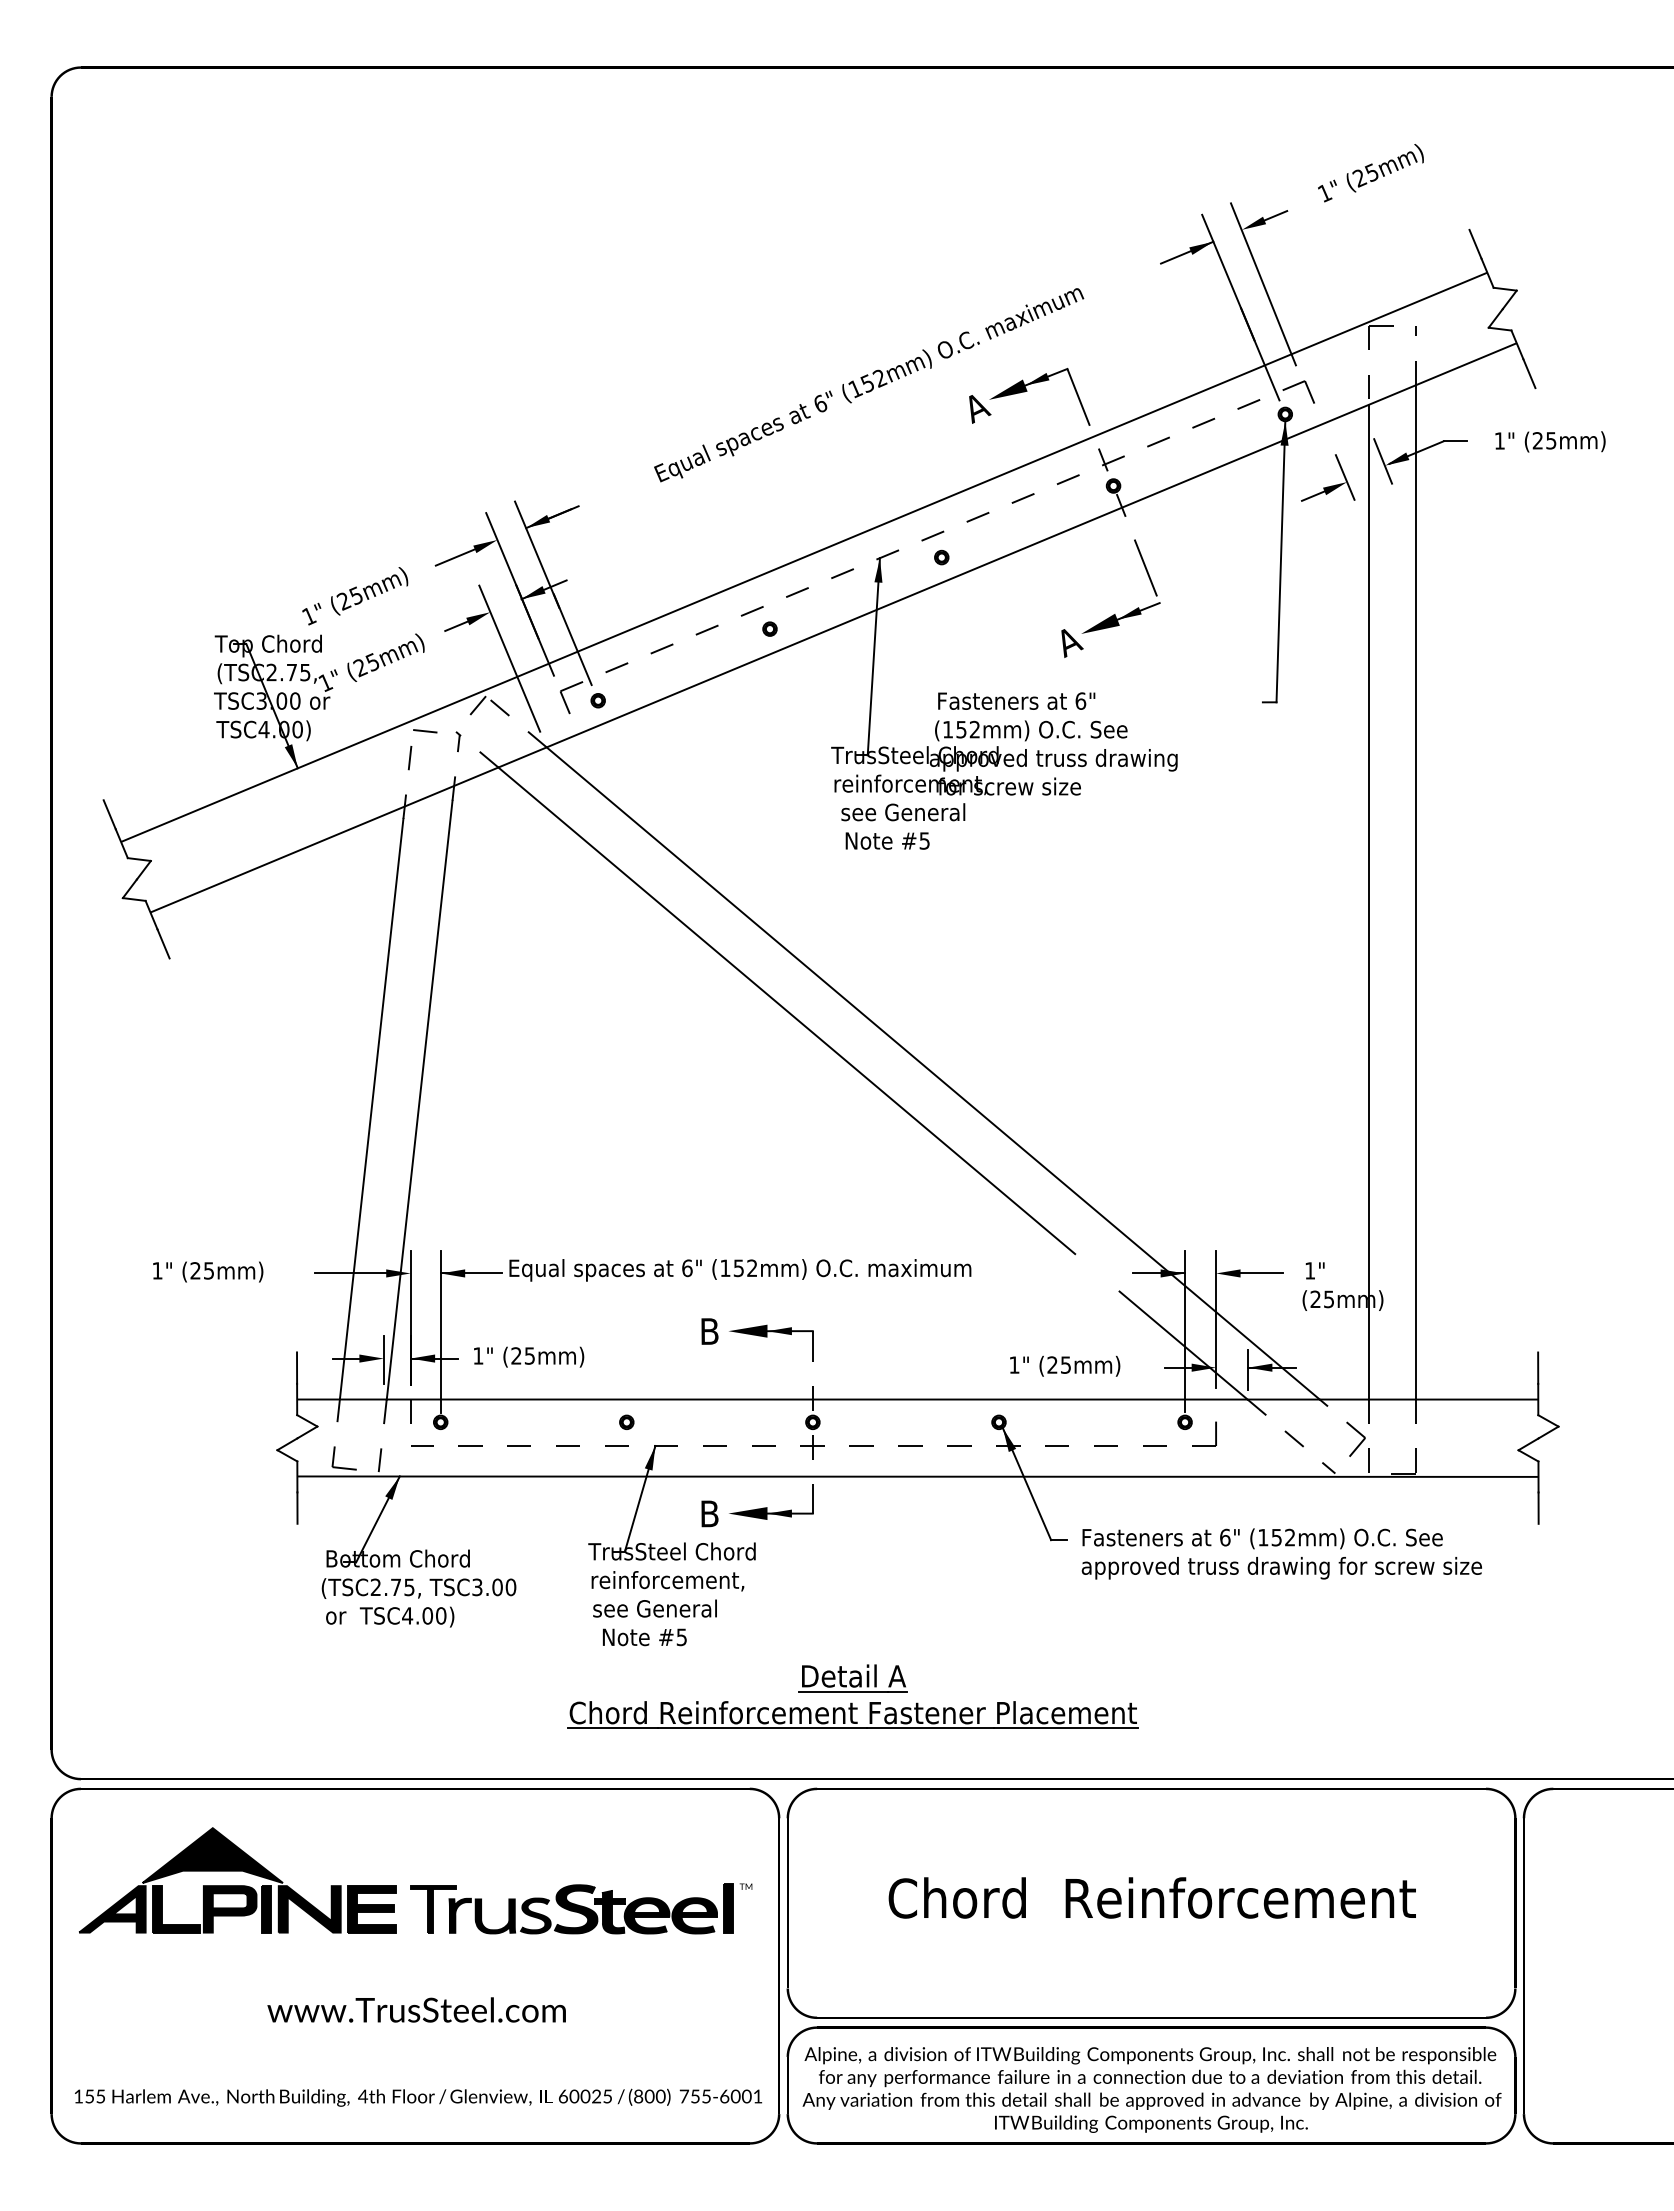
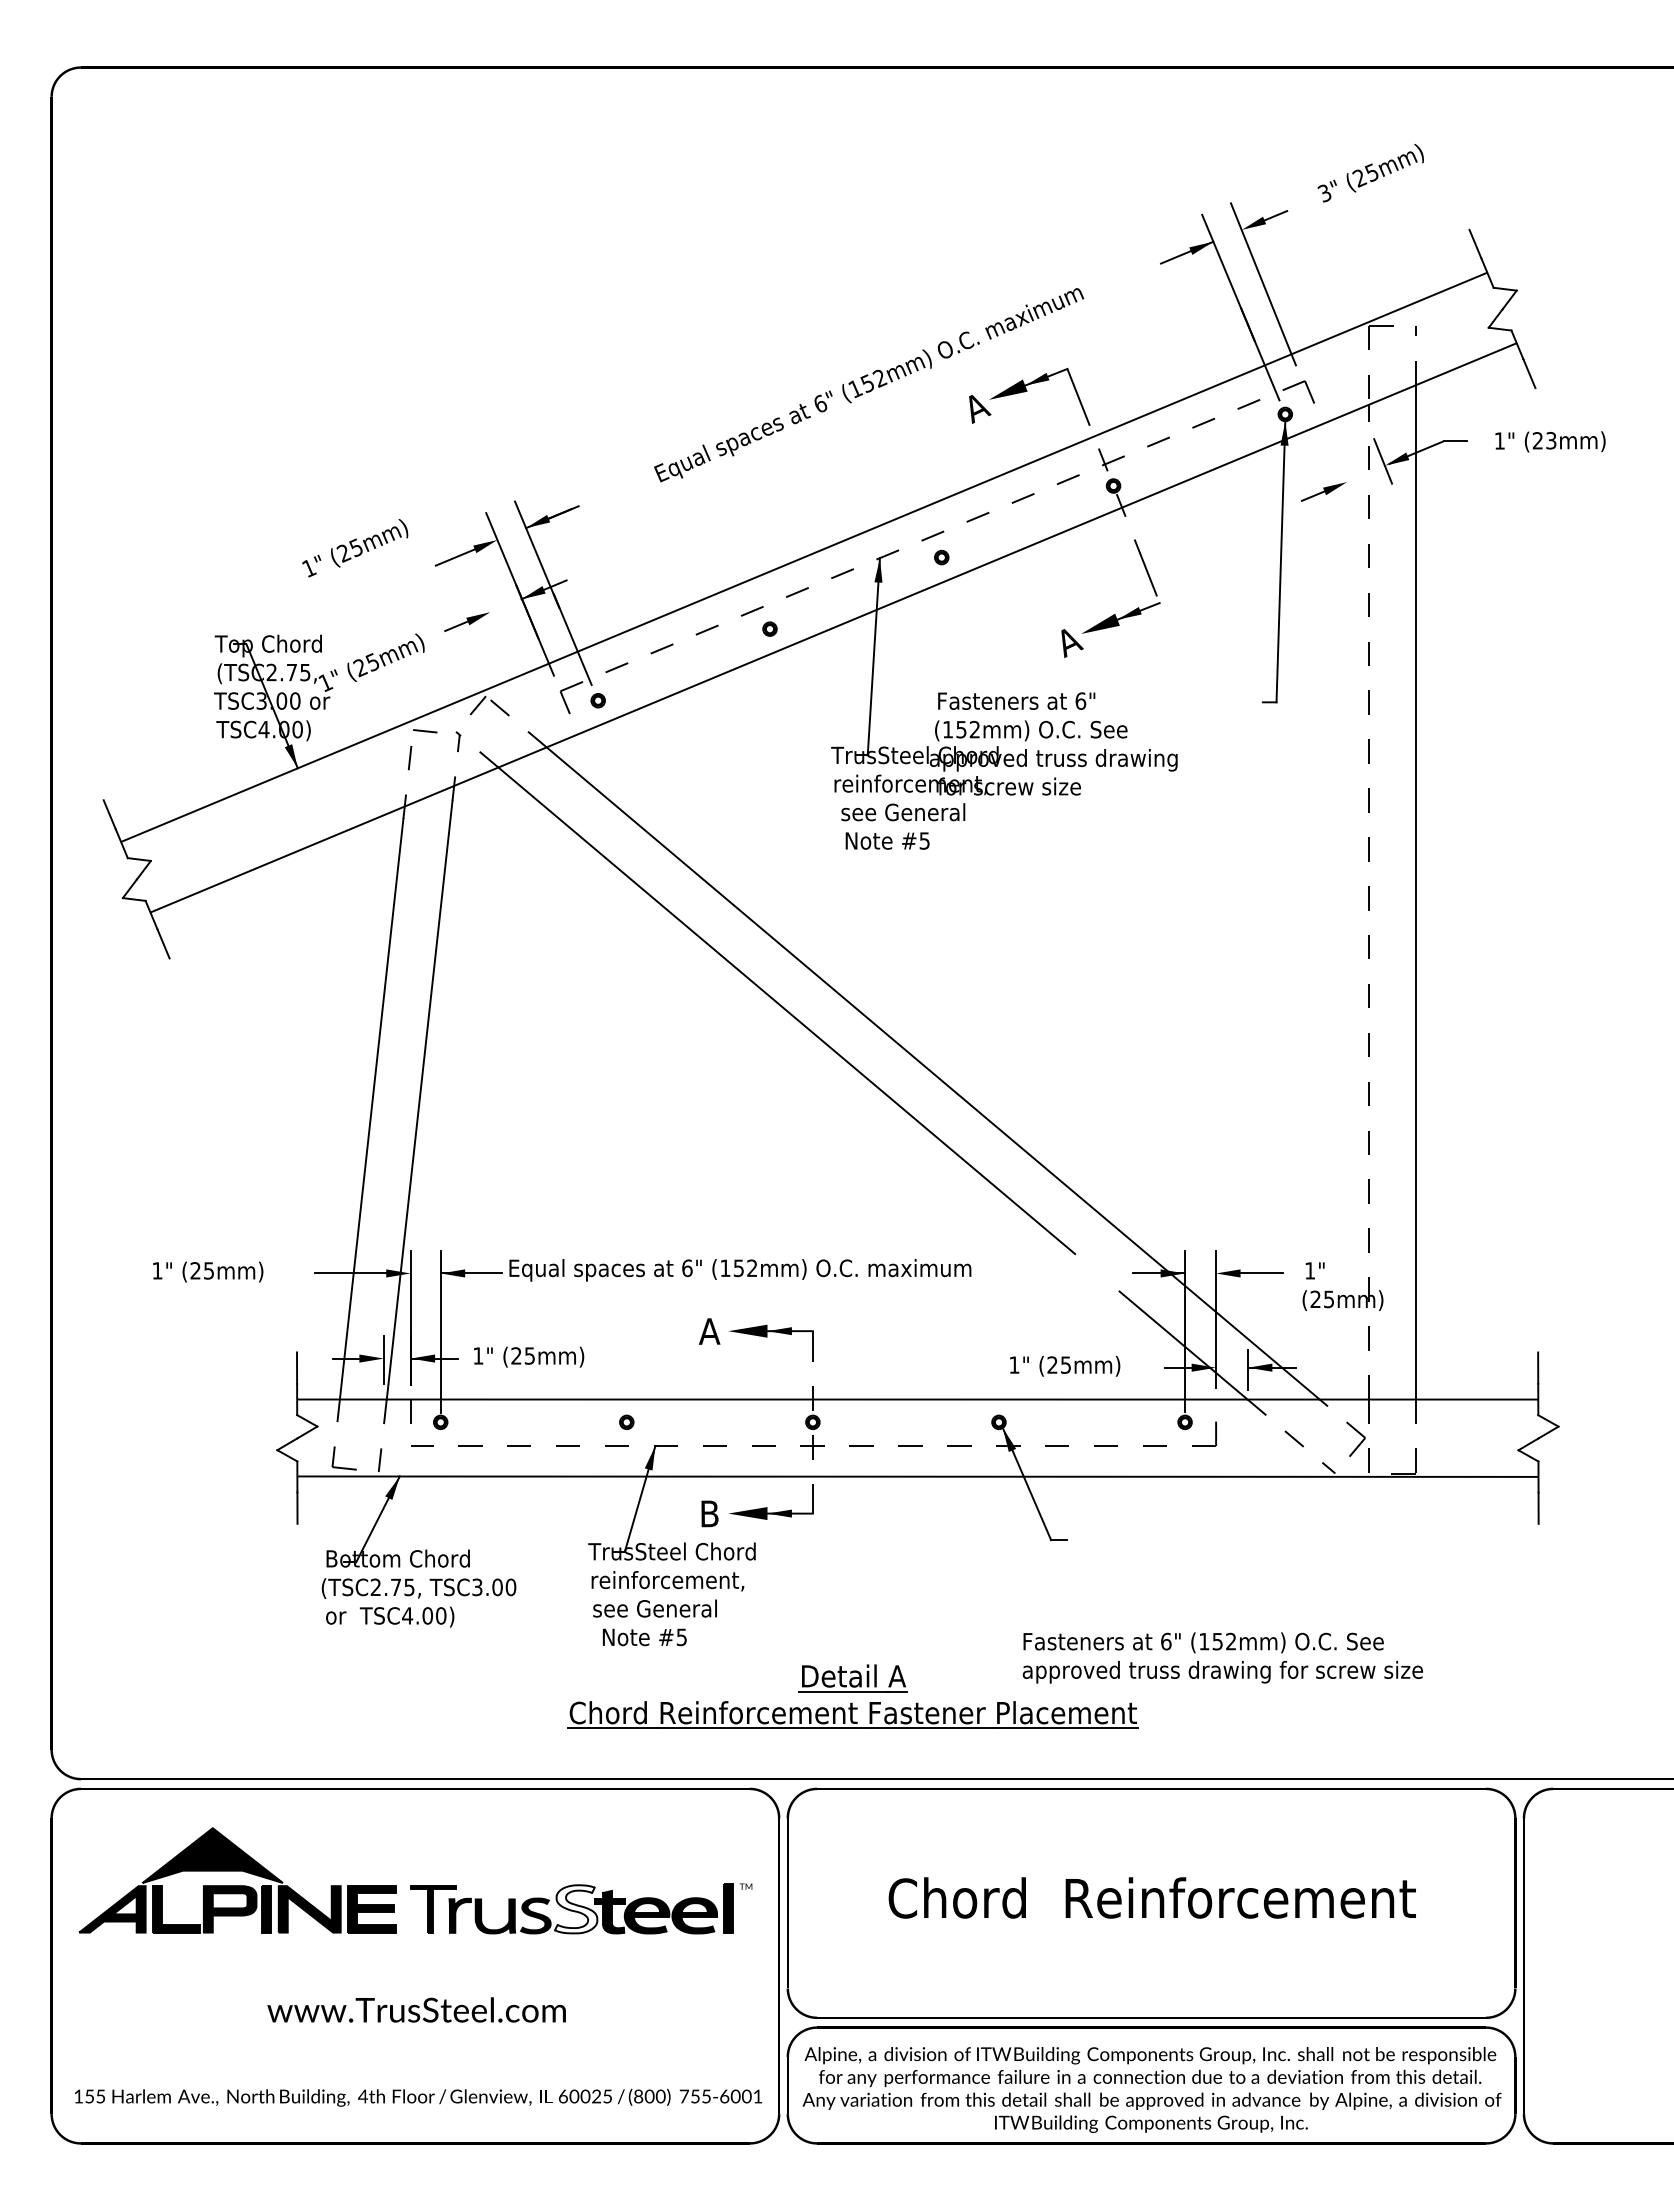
text: 1" -> 3" (1324, 193)
text: (25mm) -> (23mm) (1551, 440)
line: present -> none (1344, 477)
text position: (355, 596) -> (355, 548) (355, 548)
line: present -> none (509, 658)
line: solid -> dashed (1369, 901)
text: B -> A (709, 1331)
text position: (1281, 1553) -> (1222, 1657) (1222, 1657)
fill: present -> none (576, 1909)
